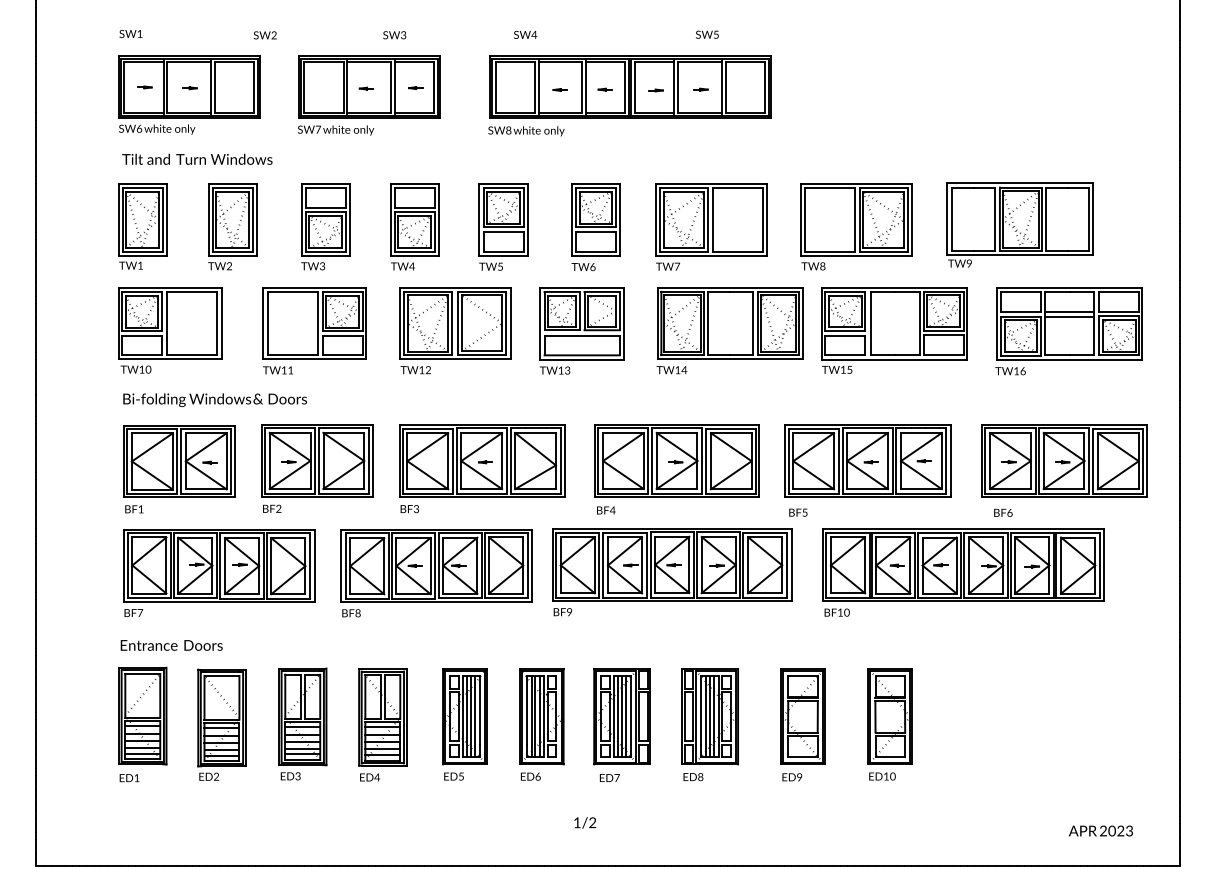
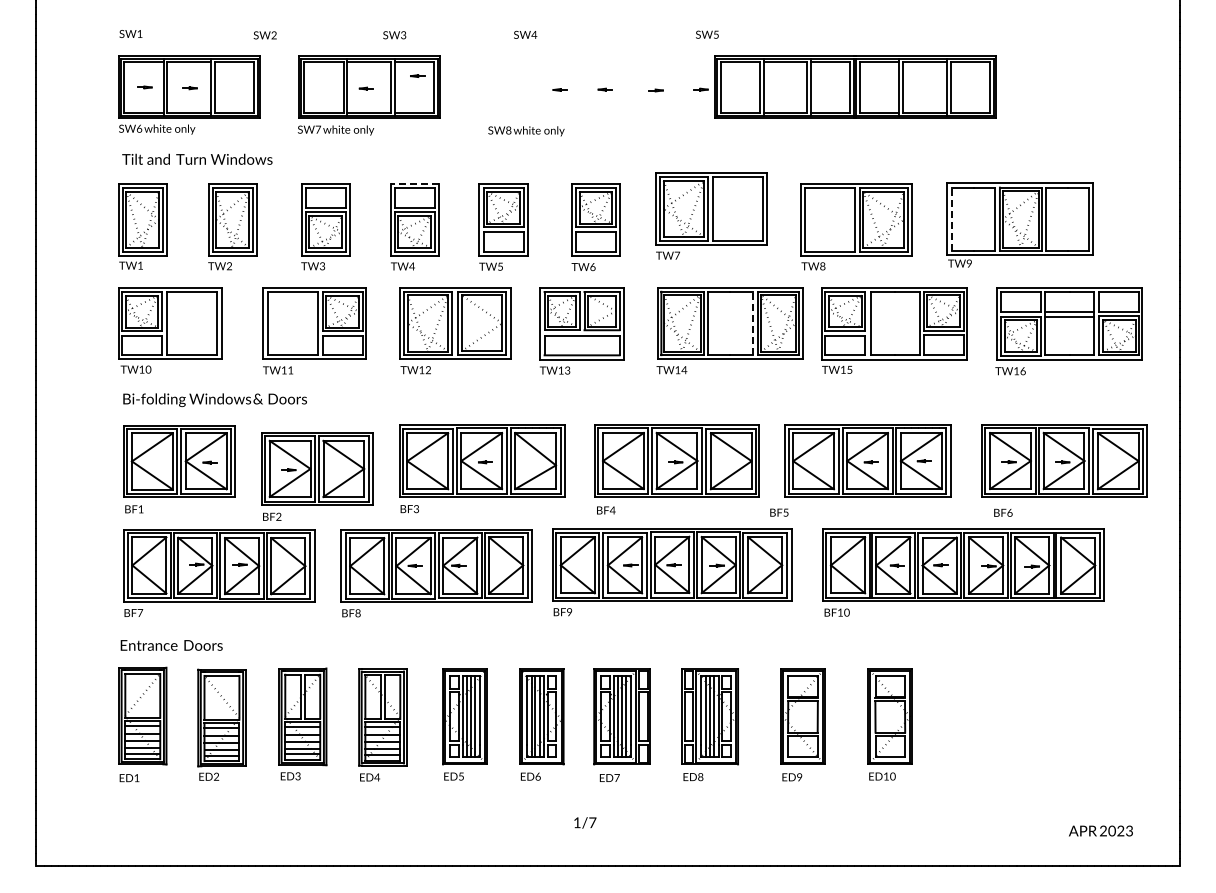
part position: (630, 86) -> (855, 86) (855, 86)
part position: (415, 87) -> (417, 75) (417, 75)
line: solid -> dashed (414, 183)
line: solid -> dashed (951, 219)
part position: (711, 226) -> (711, 215) (711, 215)
line: solid -> dashed (753, 323)
part position: (317, 468) -> (317, 476) (317, 476)
text position: (798, 512) -> (779, 512) (779, 512)
text: 1/2 -> 1/7 (592, 822)
